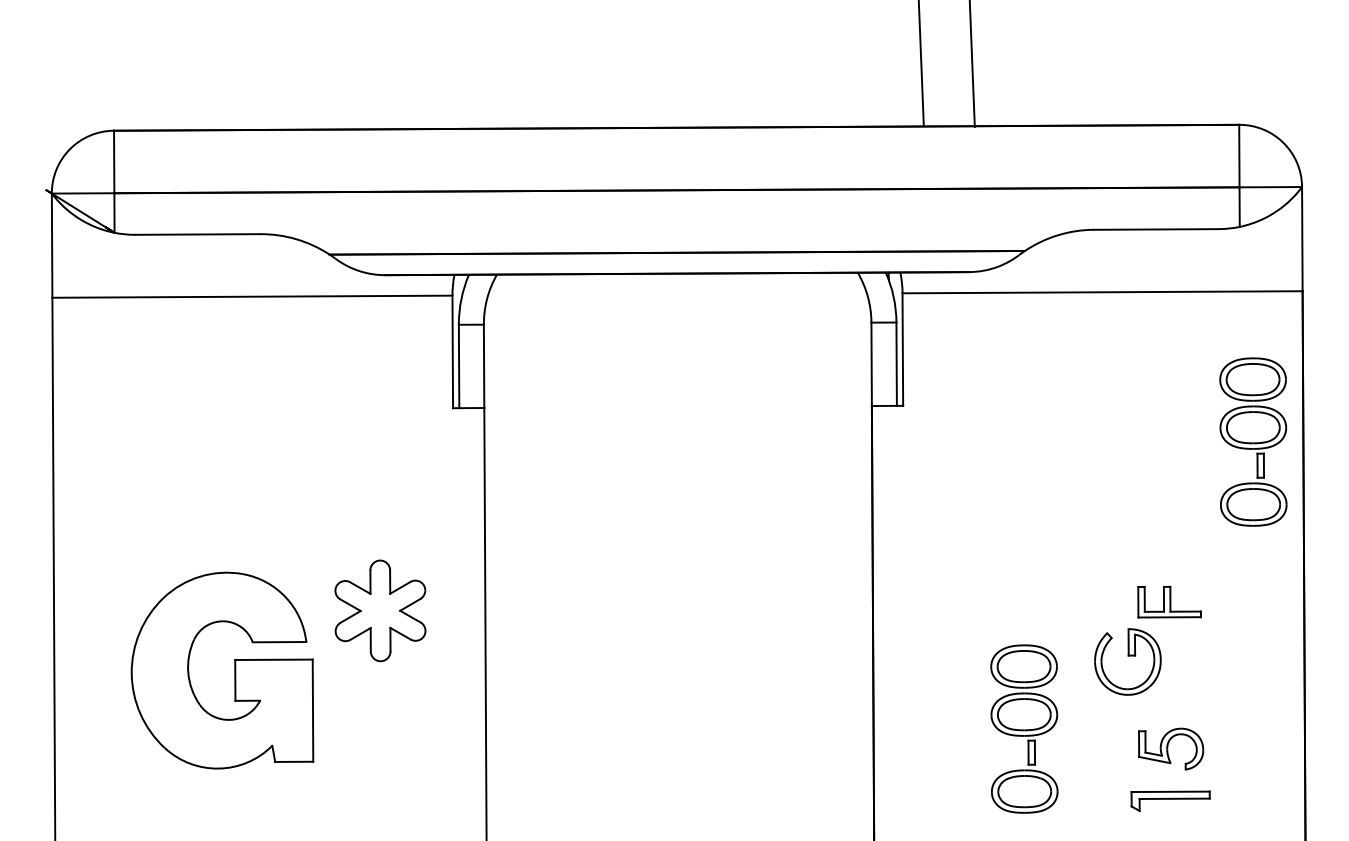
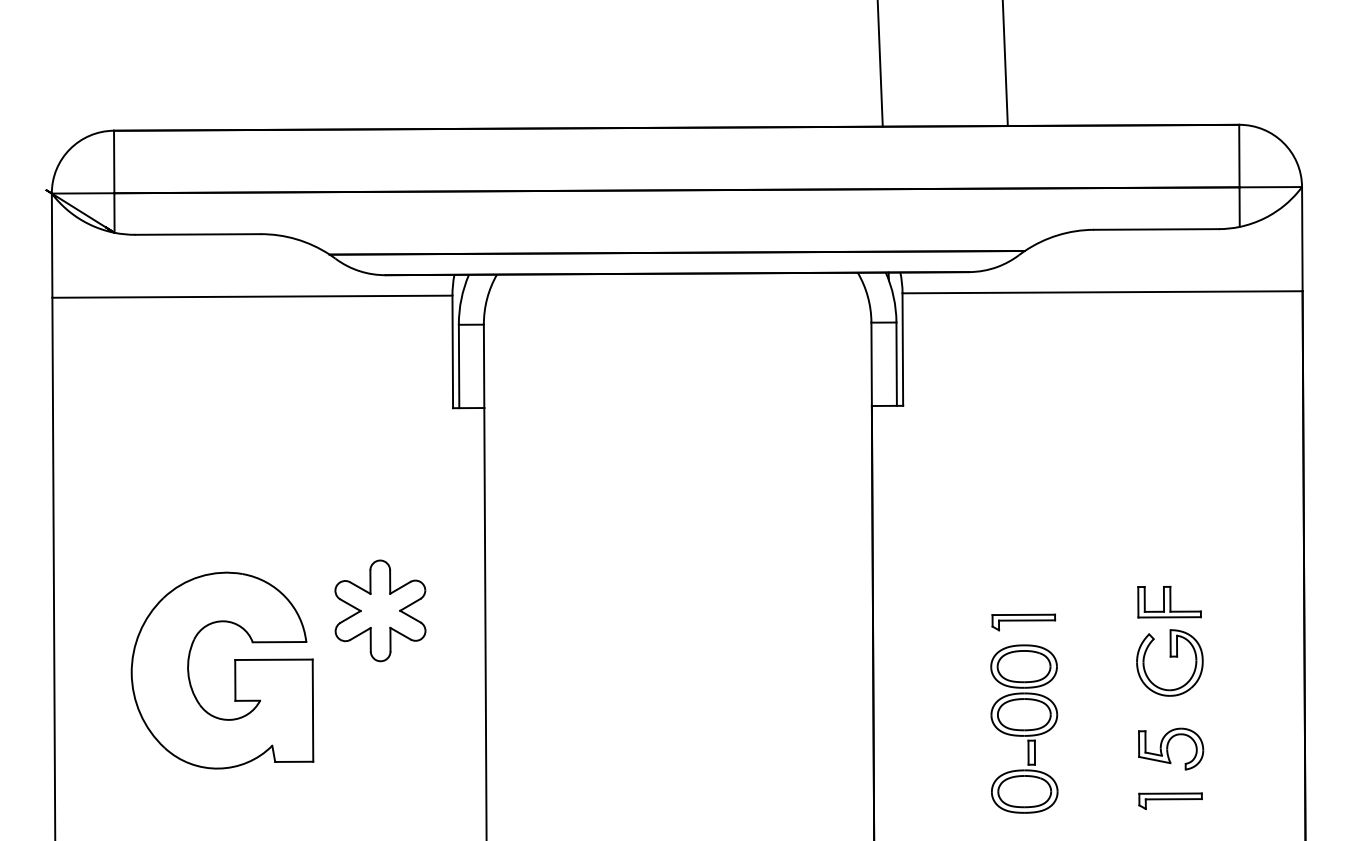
line position: (920, 63) -> (879, 64) (879, 64)
line position: (971, 64) -> (1004, 64) (1004, 64)
part: present -> none (1253, 441)
part: none -> present (1023, 622)
part position: (1127, 661) -> (1169, 662) (1169, 662)
part size: 81x22 px -> 65x18 px (1170, 800)
